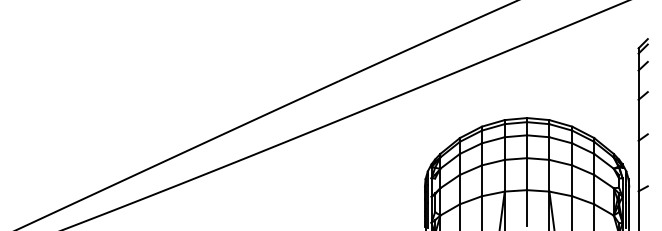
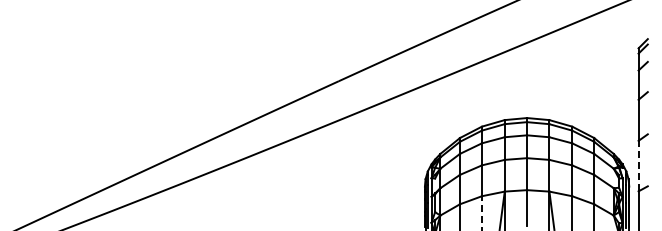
line: solid -> dashed (638, 165)
line: solid -> dashed (481, 213)
